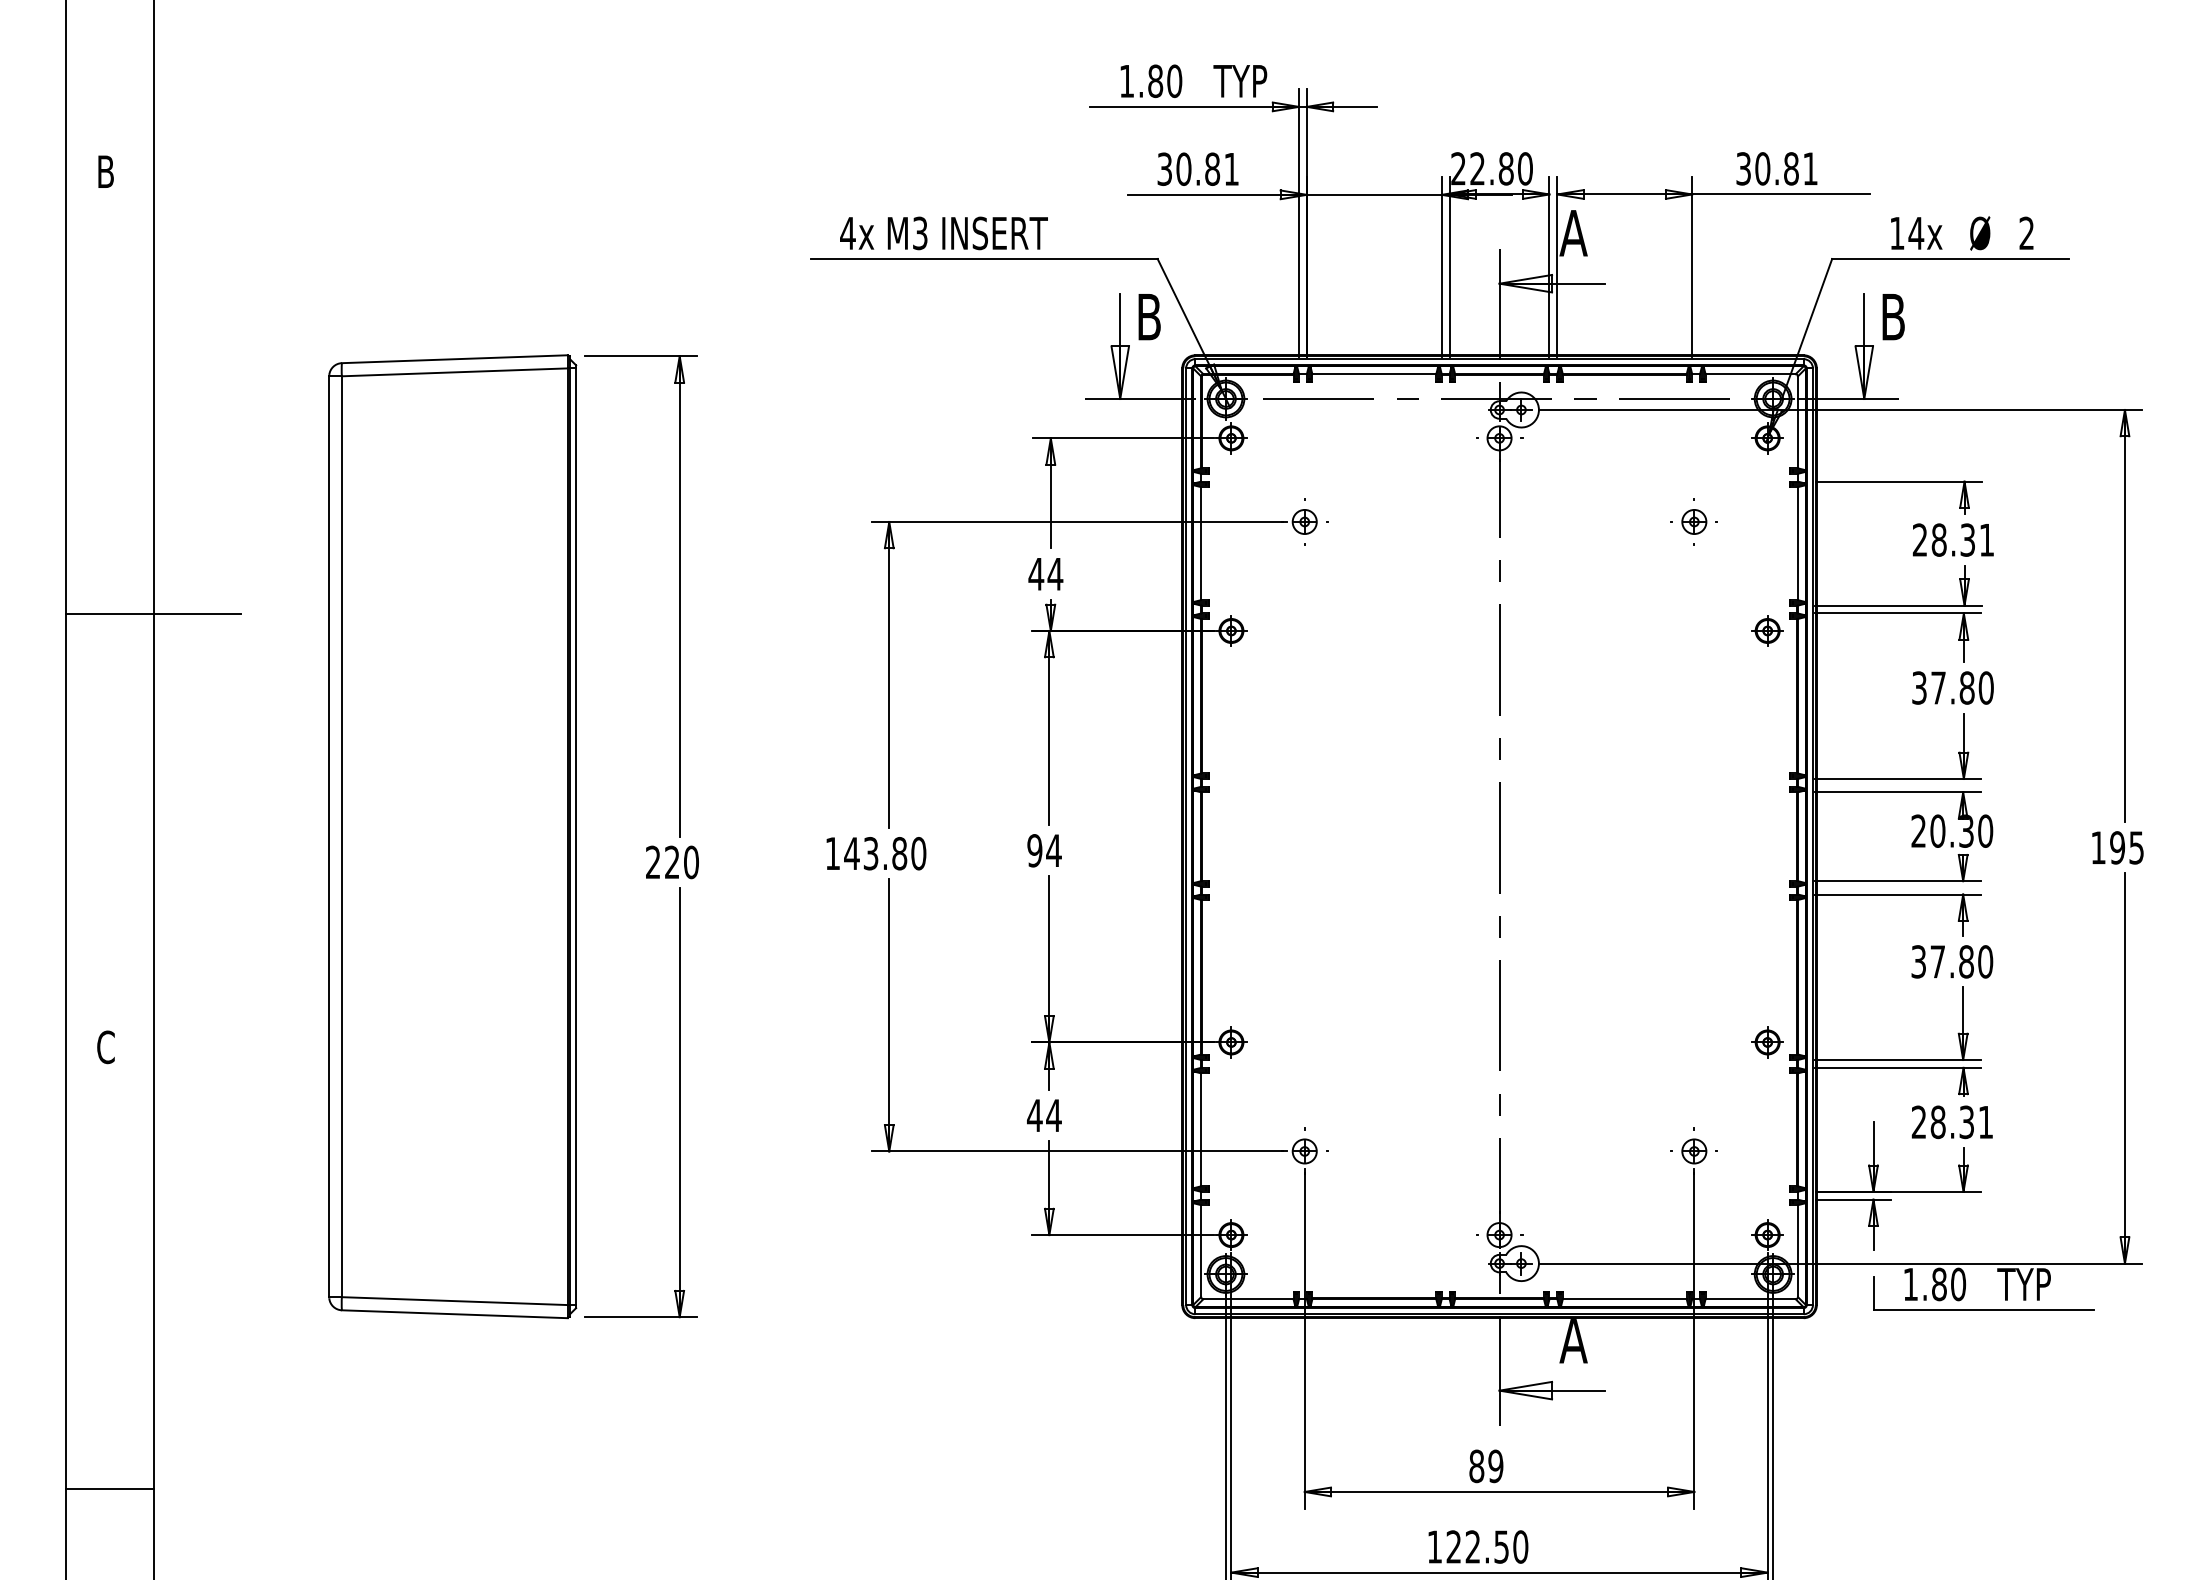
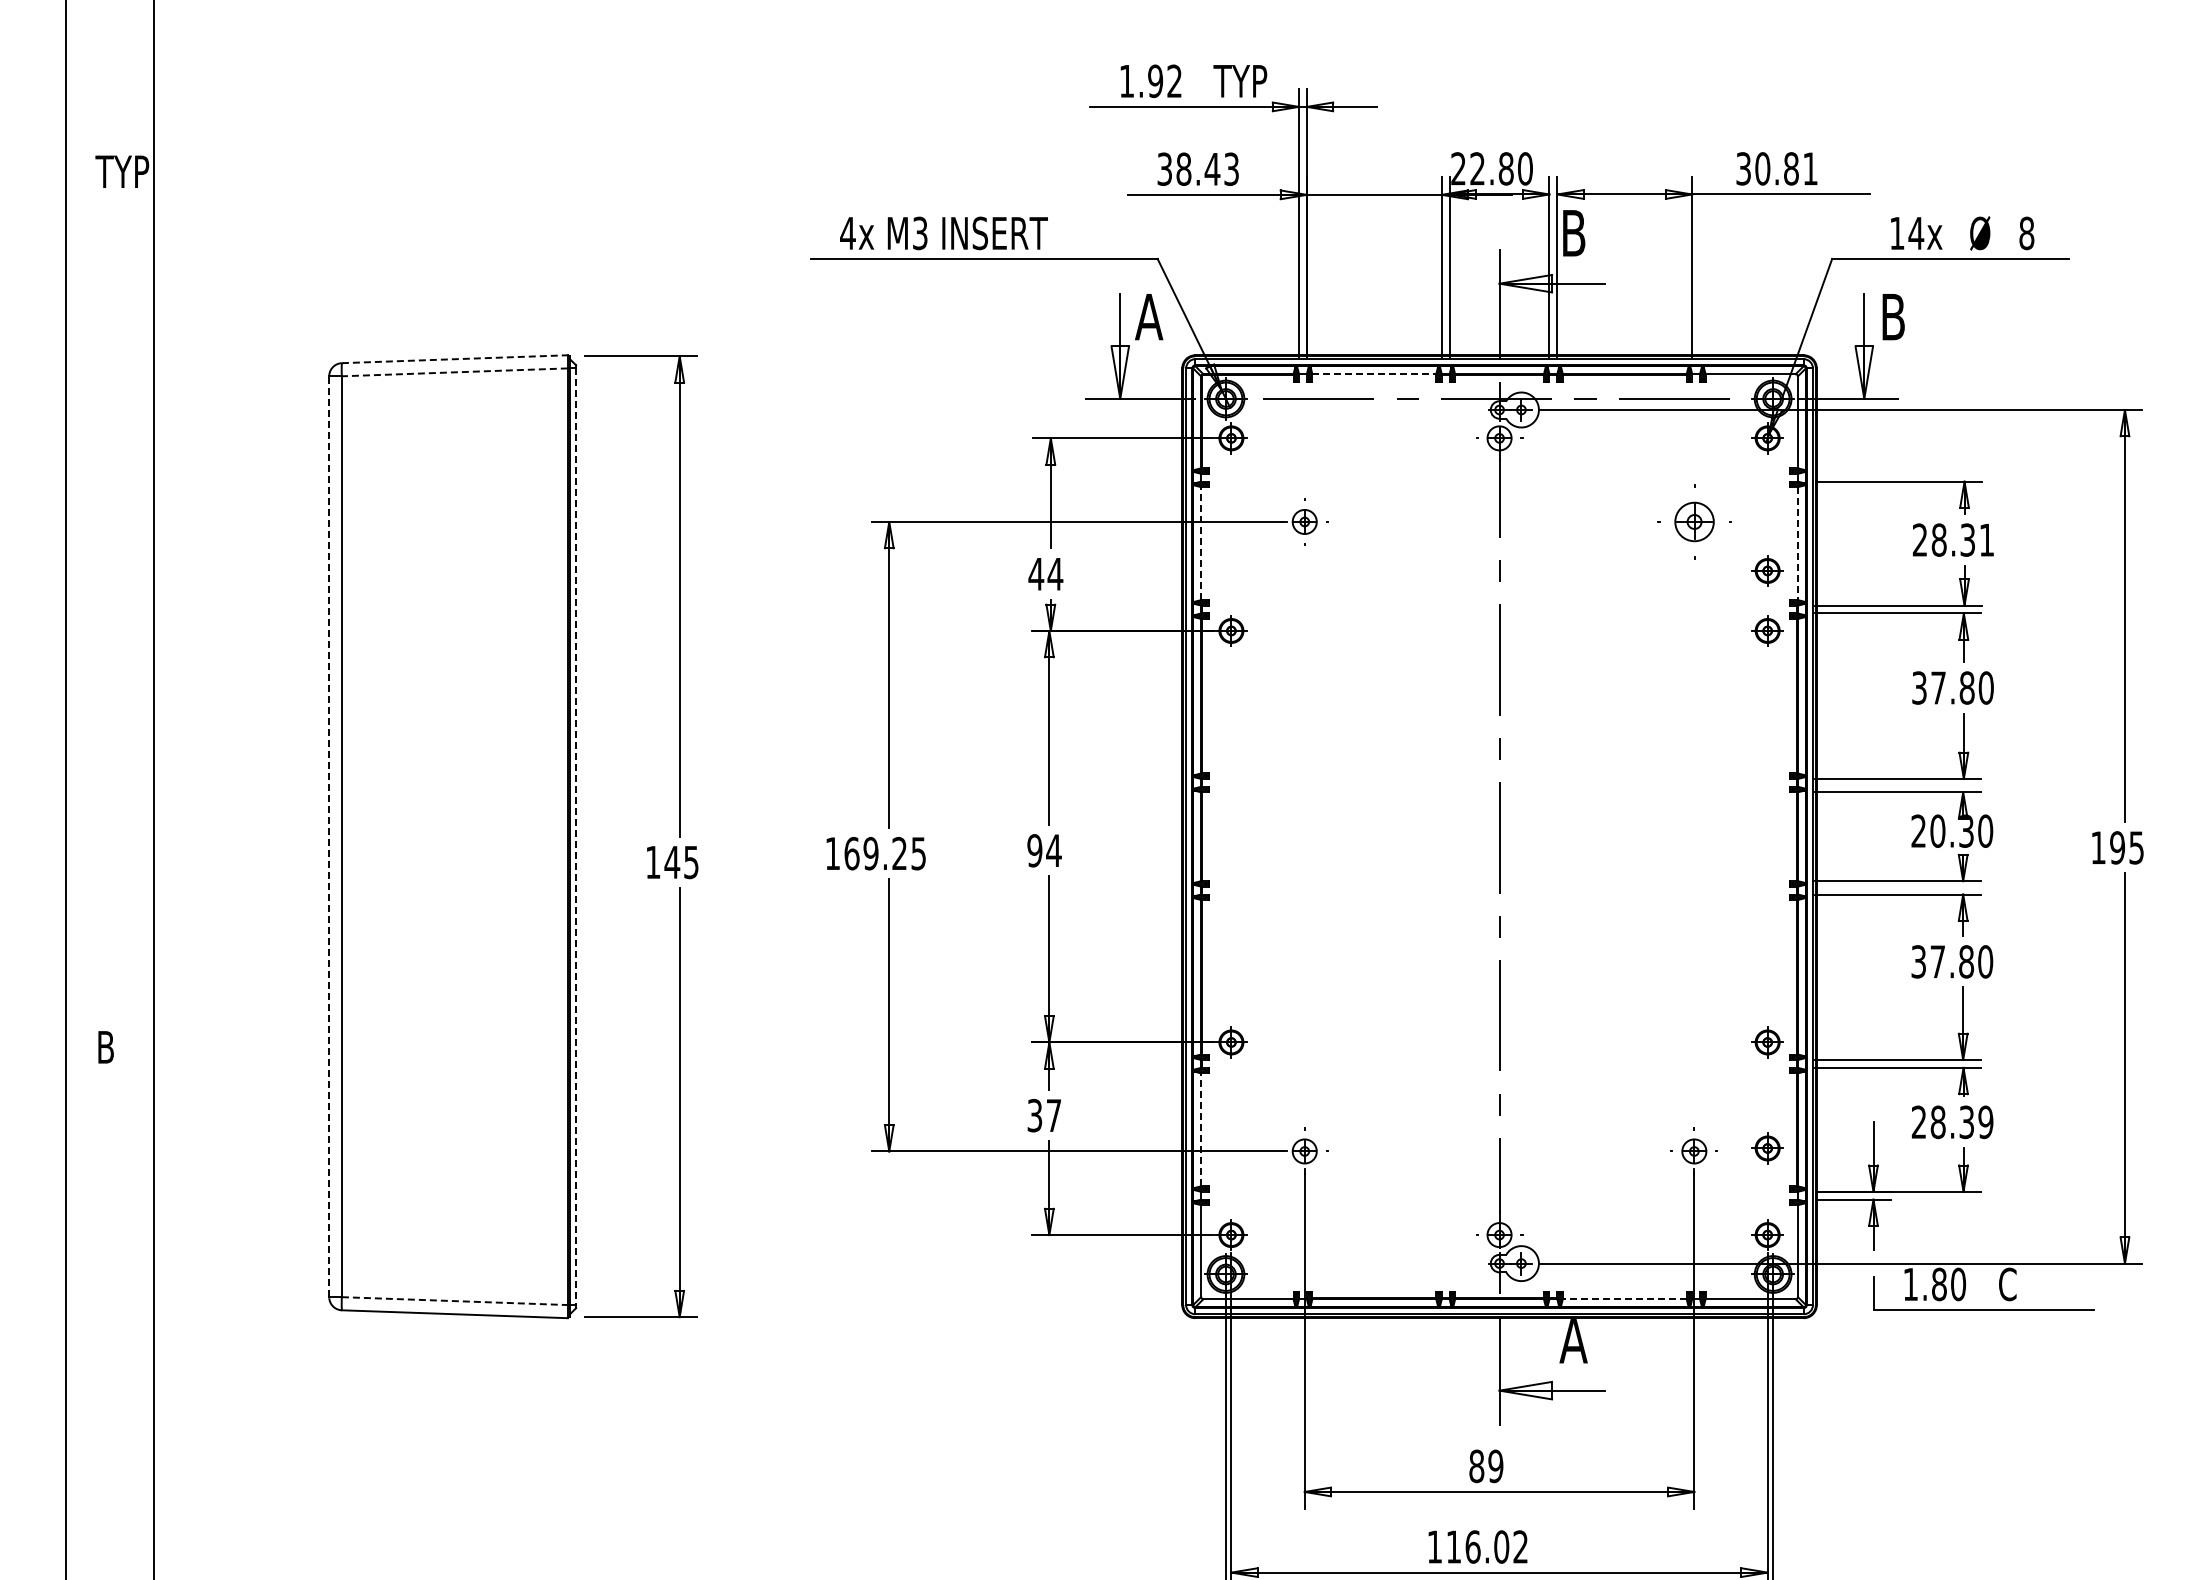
text: 1.80 -> 1.92 (1165, 81)
text: 30.81 -> 38.43 (1207, 168)
text: B -> TYP (122, 171)
text: A -> B (1573, 233)
text: 2 -> 8 (2026, 233)
text: B -> A (1149, 317)
line: solid -> dashed (455, 359)
line: solid -> dashed (454, 372)
line: solid -> dashed (1374, 374)
part size: 48x48 px -> 75x76 px (1694, 521)
line: solid -> dashed (1201, 543)
line: solid -> dashed (1797, 544)
part: none -> present (1767, 570)
line: present -> none (153, 613)
line: solid -> dashed (329, 836)
line: solid -> dashed (576, 837)
text: 143.80 -> 169.25 (885, 853)
text: 220 -> 145 (672, 862)
text: C -> B (105, 1047)
text: 44 -> 37 (1044, 1115)
text: 28.31 -> 28.39 (1985, 1122)
line: solid -> dashed (1201, 1129)
part: none -> present (1767, 1148)
text: TYP -> C (2023, 1284)
line: solid -> dashed (1624, 1299)
line: solid -> dashed (455, 1301)
line: present -> none (109, 1489)
text: 122.50 -> 116.02 (1487, 1546)
